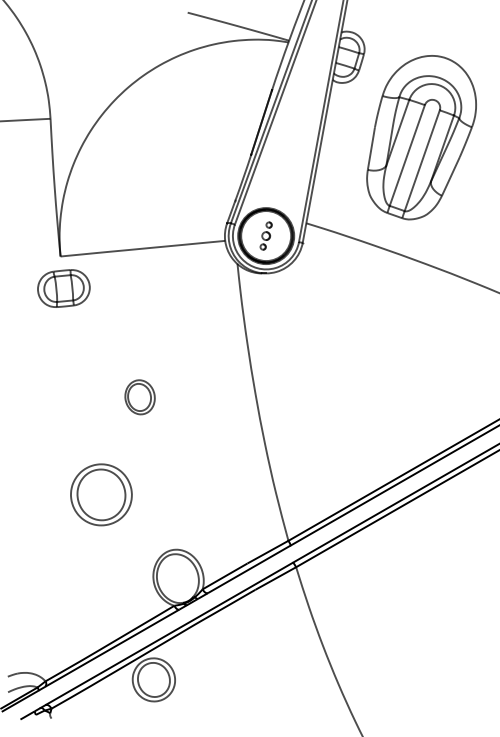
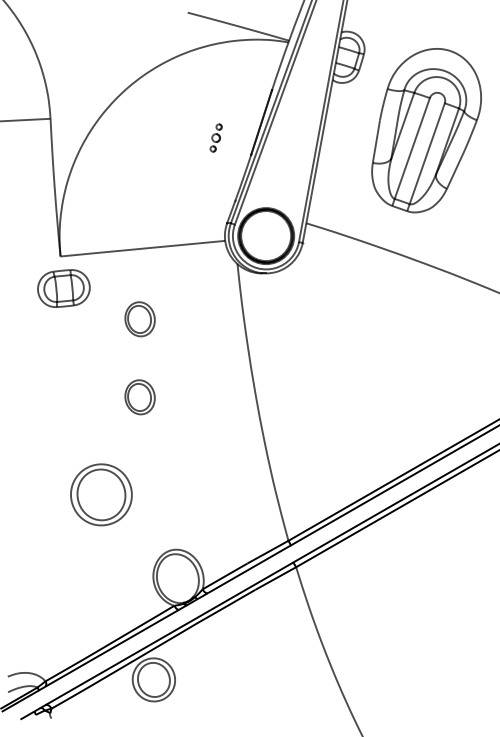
part position: (421, 137) -> (426, 130) (426, 130)
part position: (265, 235) -> (215, 137) (215, 137)
part: none -> present (139, 319)
